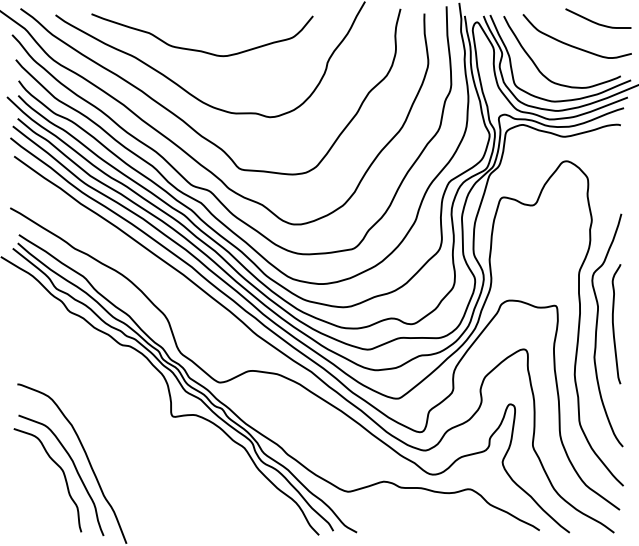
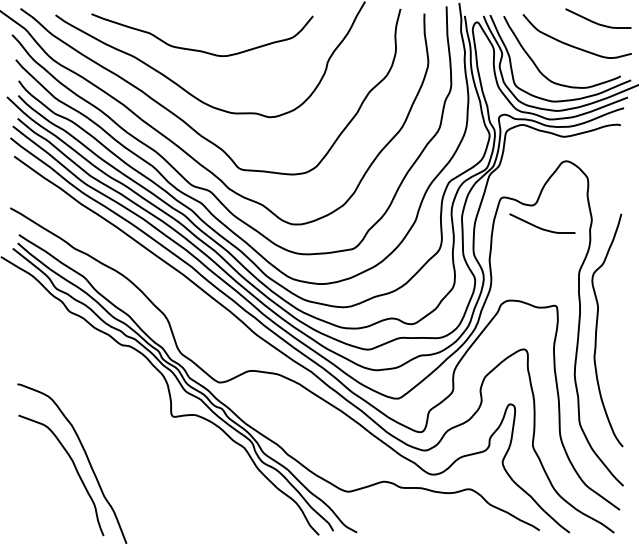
curve: none -> present (541, 227)
curve: present -> none (614, 326)
curve: present -> none (63, 475)
